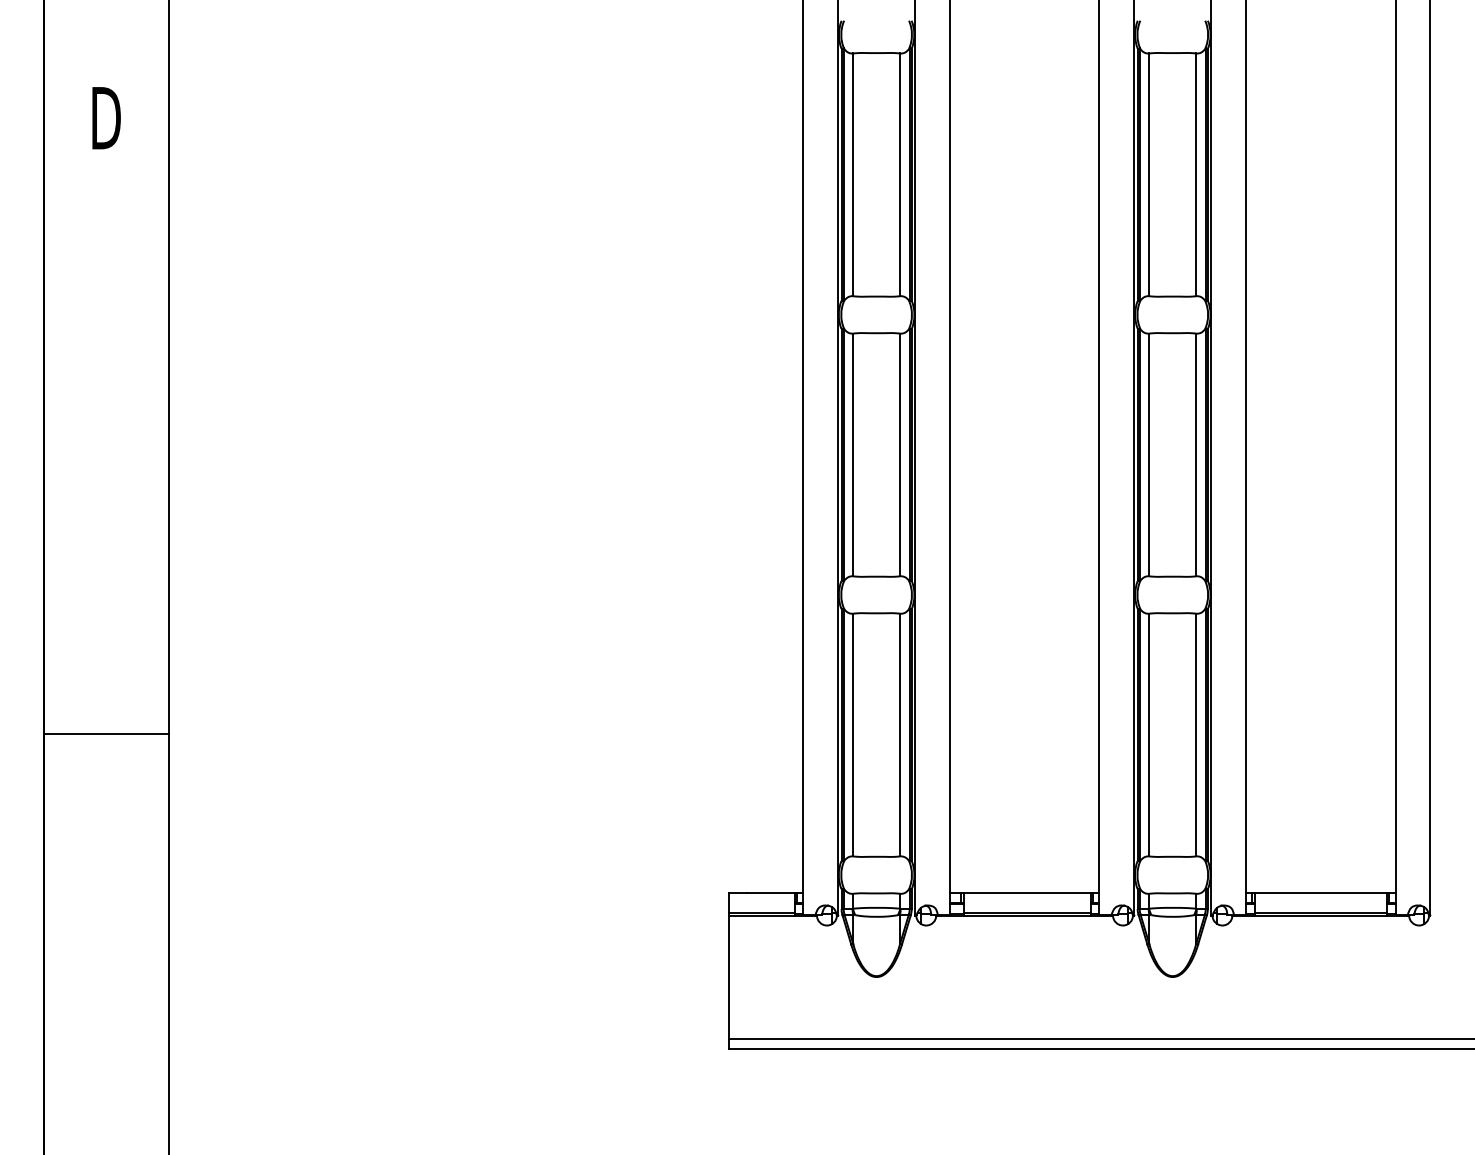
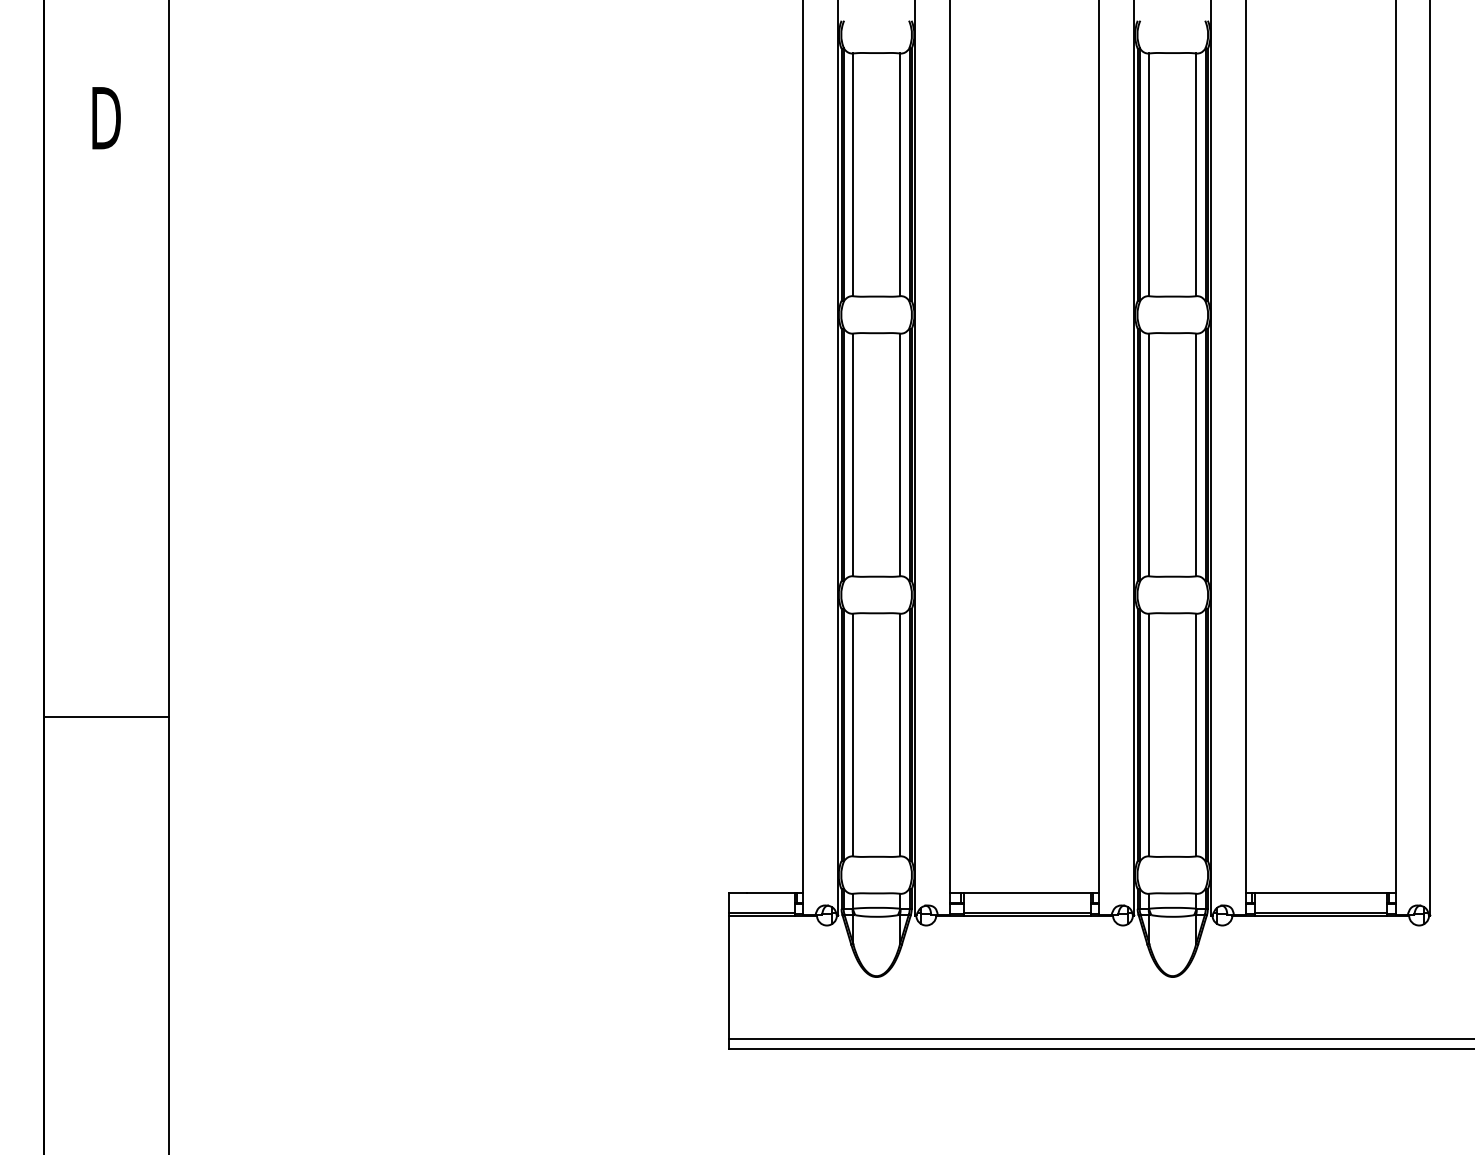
line position: (106, 733) -> (106, 716) (106, 716)
